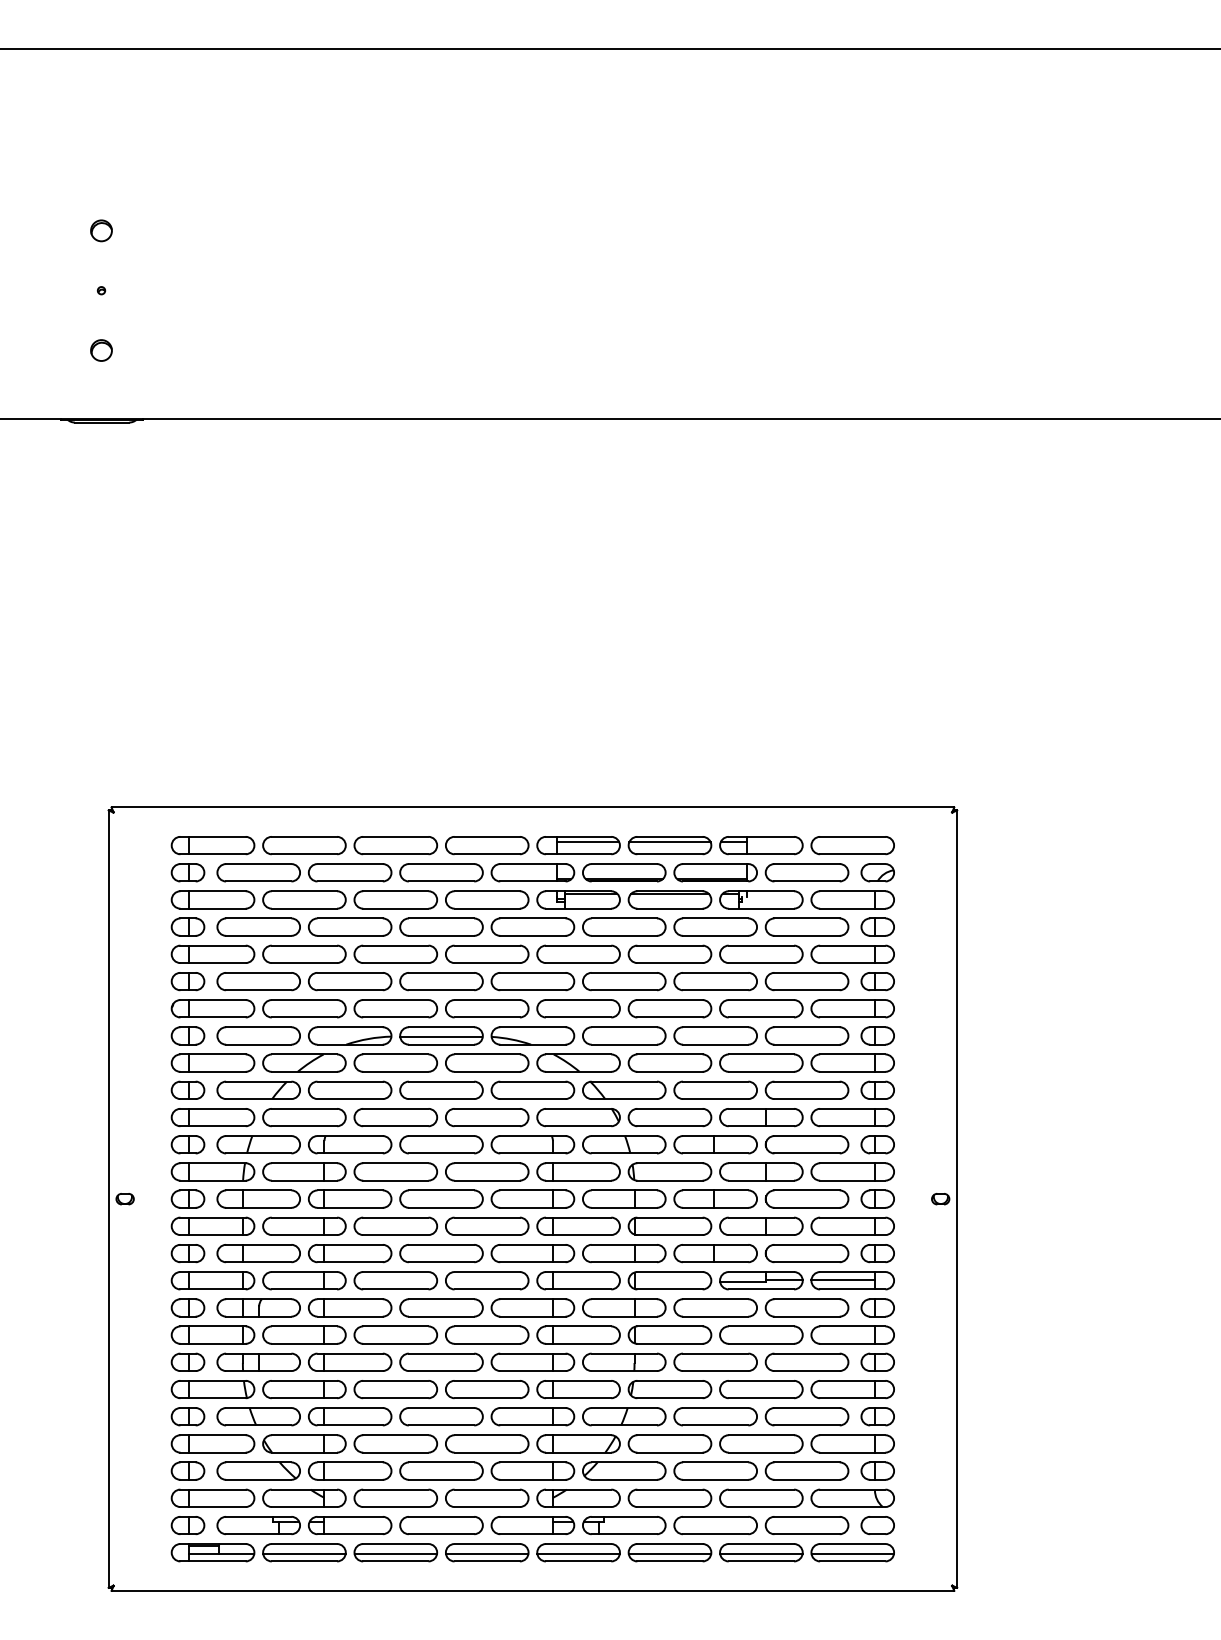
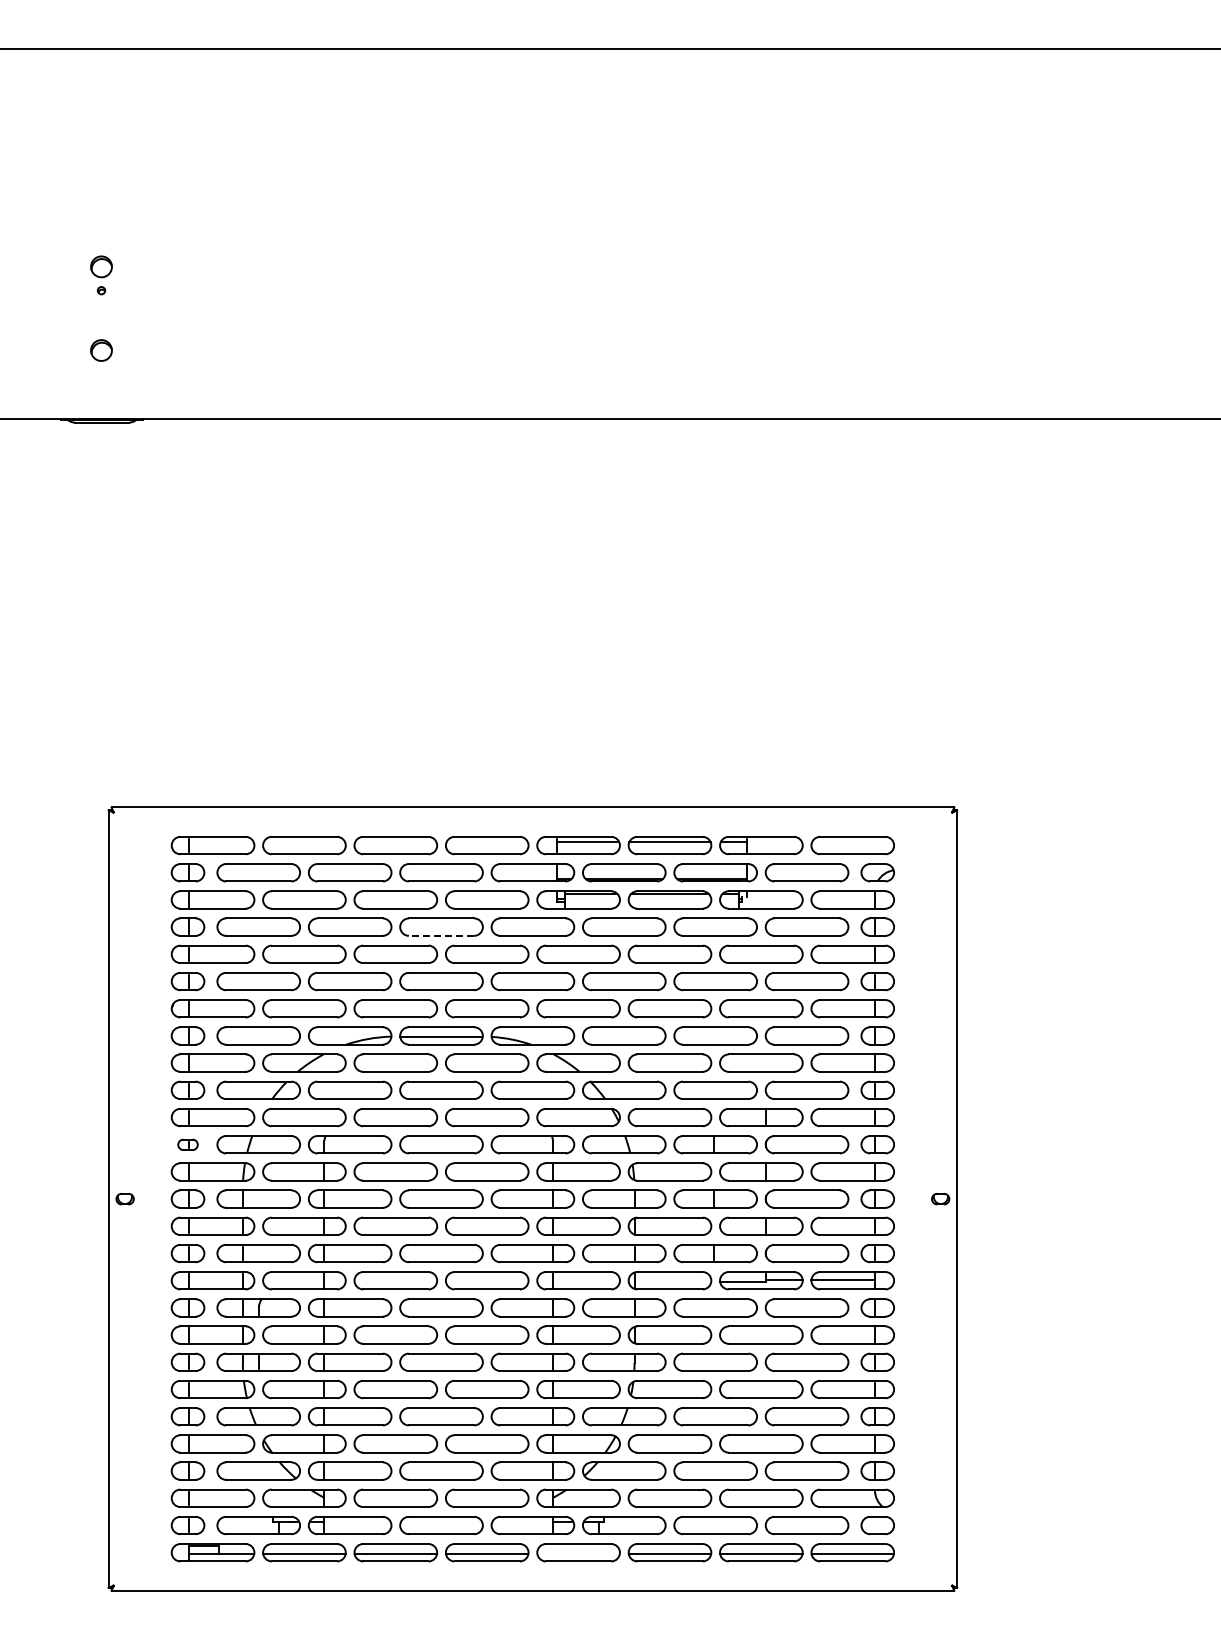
part position: (101, 230) -> (101, 266) (101, 266)
line: solid -> dashed (441, 935)
part size: 36x20 px -> 22x13 px (187, 1144)
line: present -> none (578, 1554)
